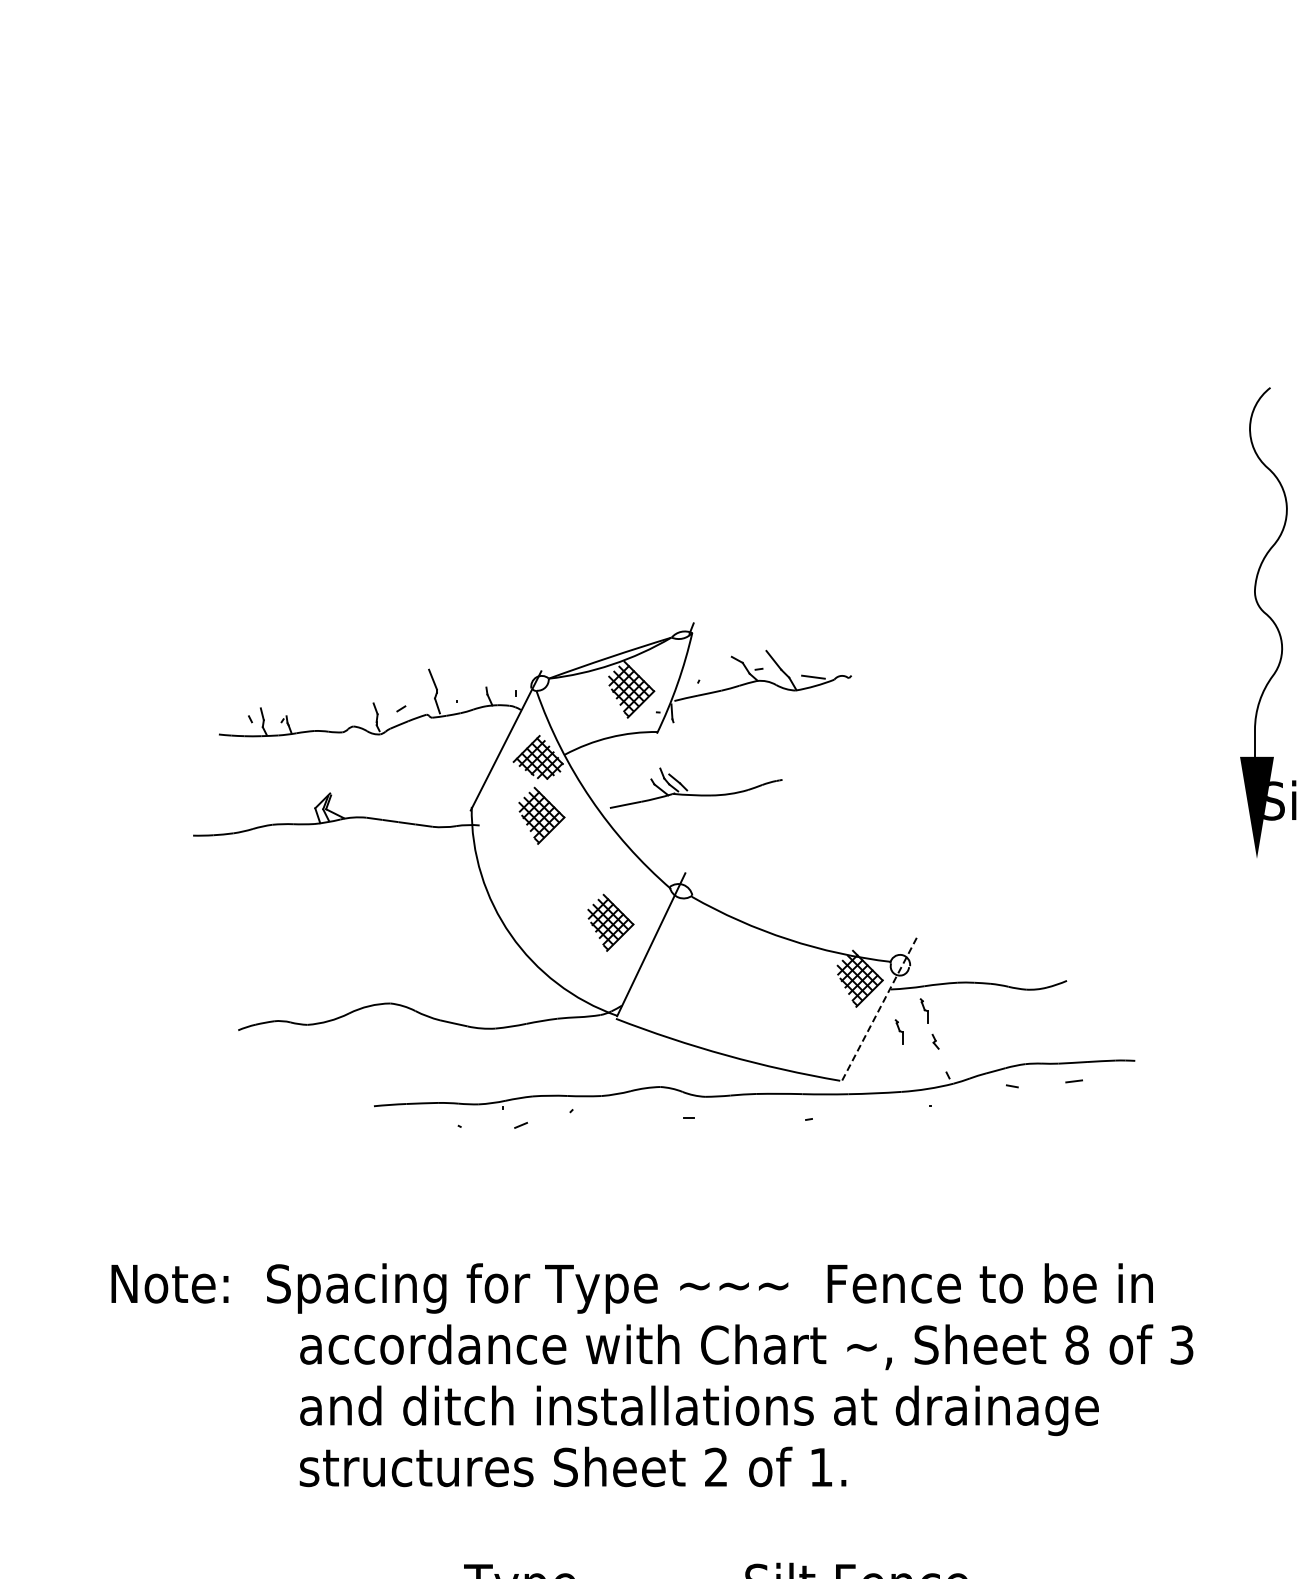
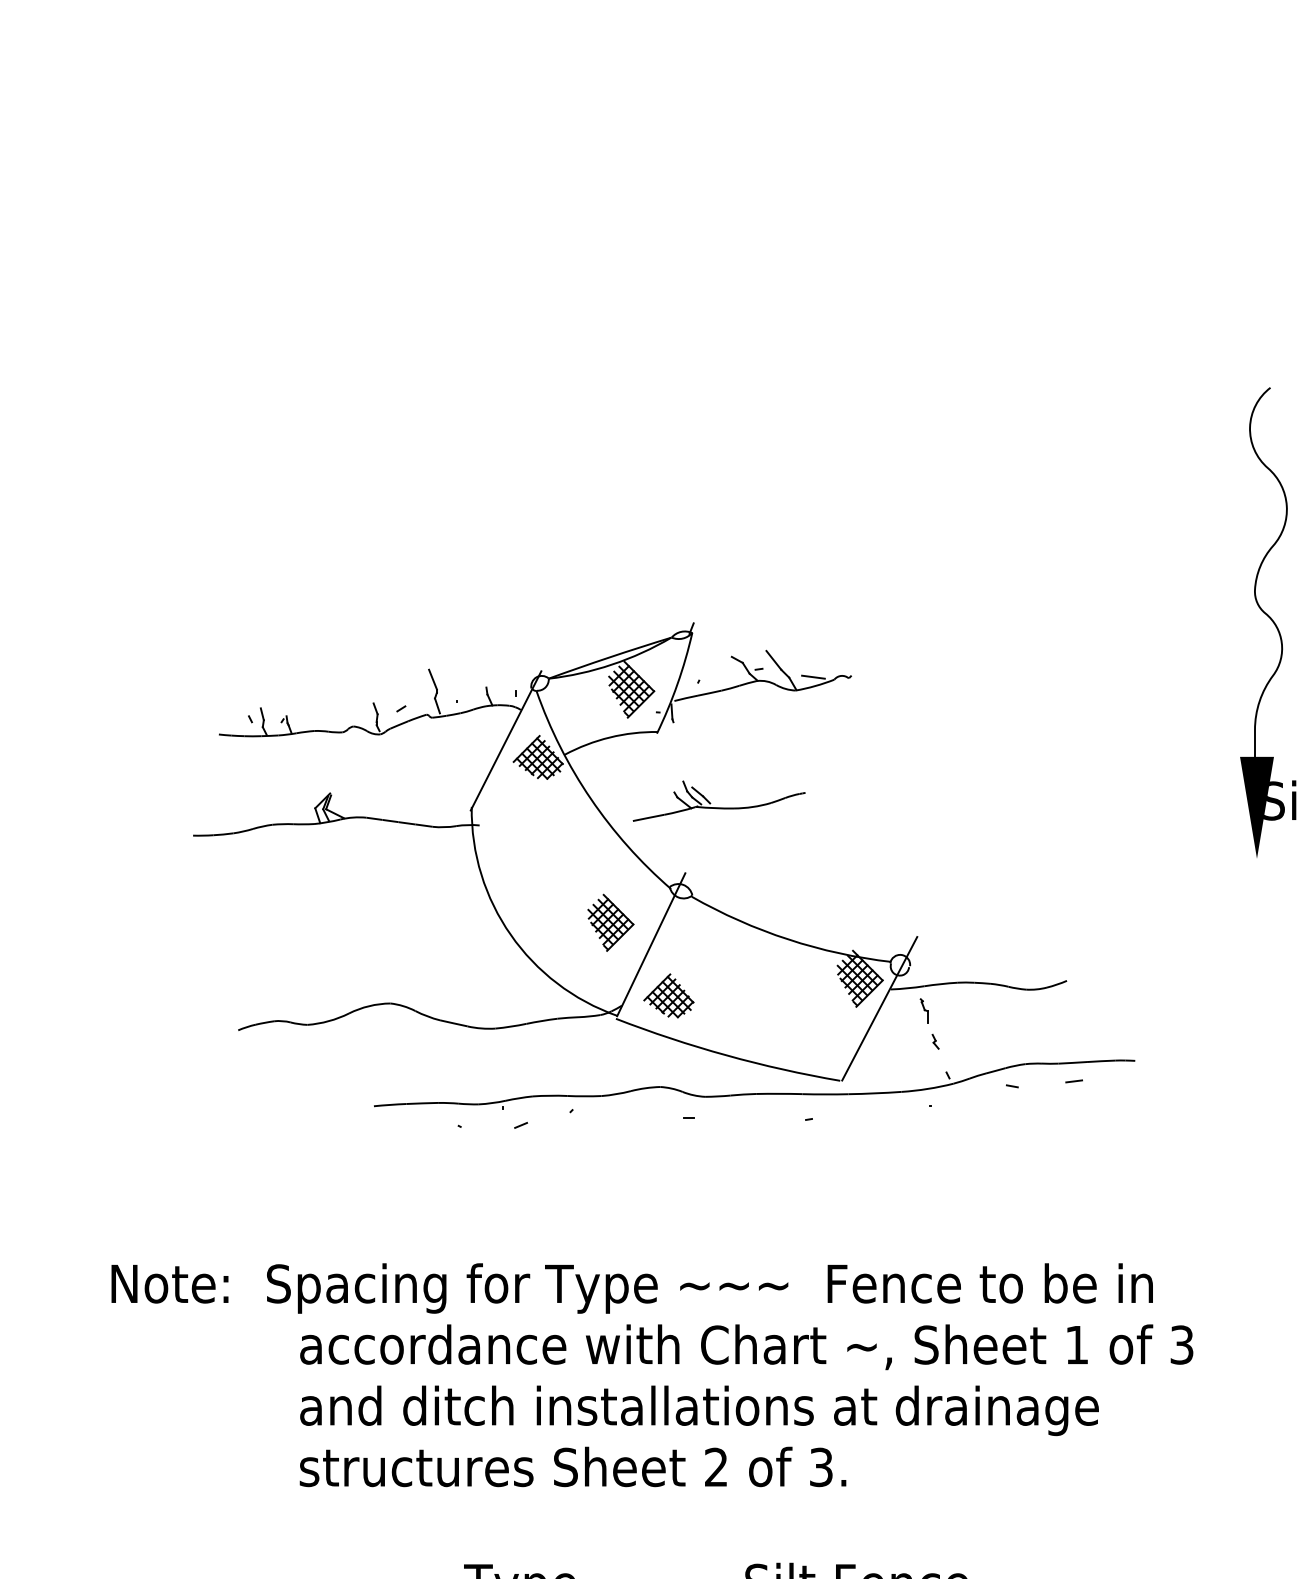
part position: (695, 794) -> (718, 807) (718, 807)
part: present -> none (541, 815)
part: none -> present (668, 995)
line: dashed -> solid (879, 1008)
part: present -> none (898, 1031)
text: 8 -> 1 (1076, 1344)
text: 1. -> 3. (821, 1467)
